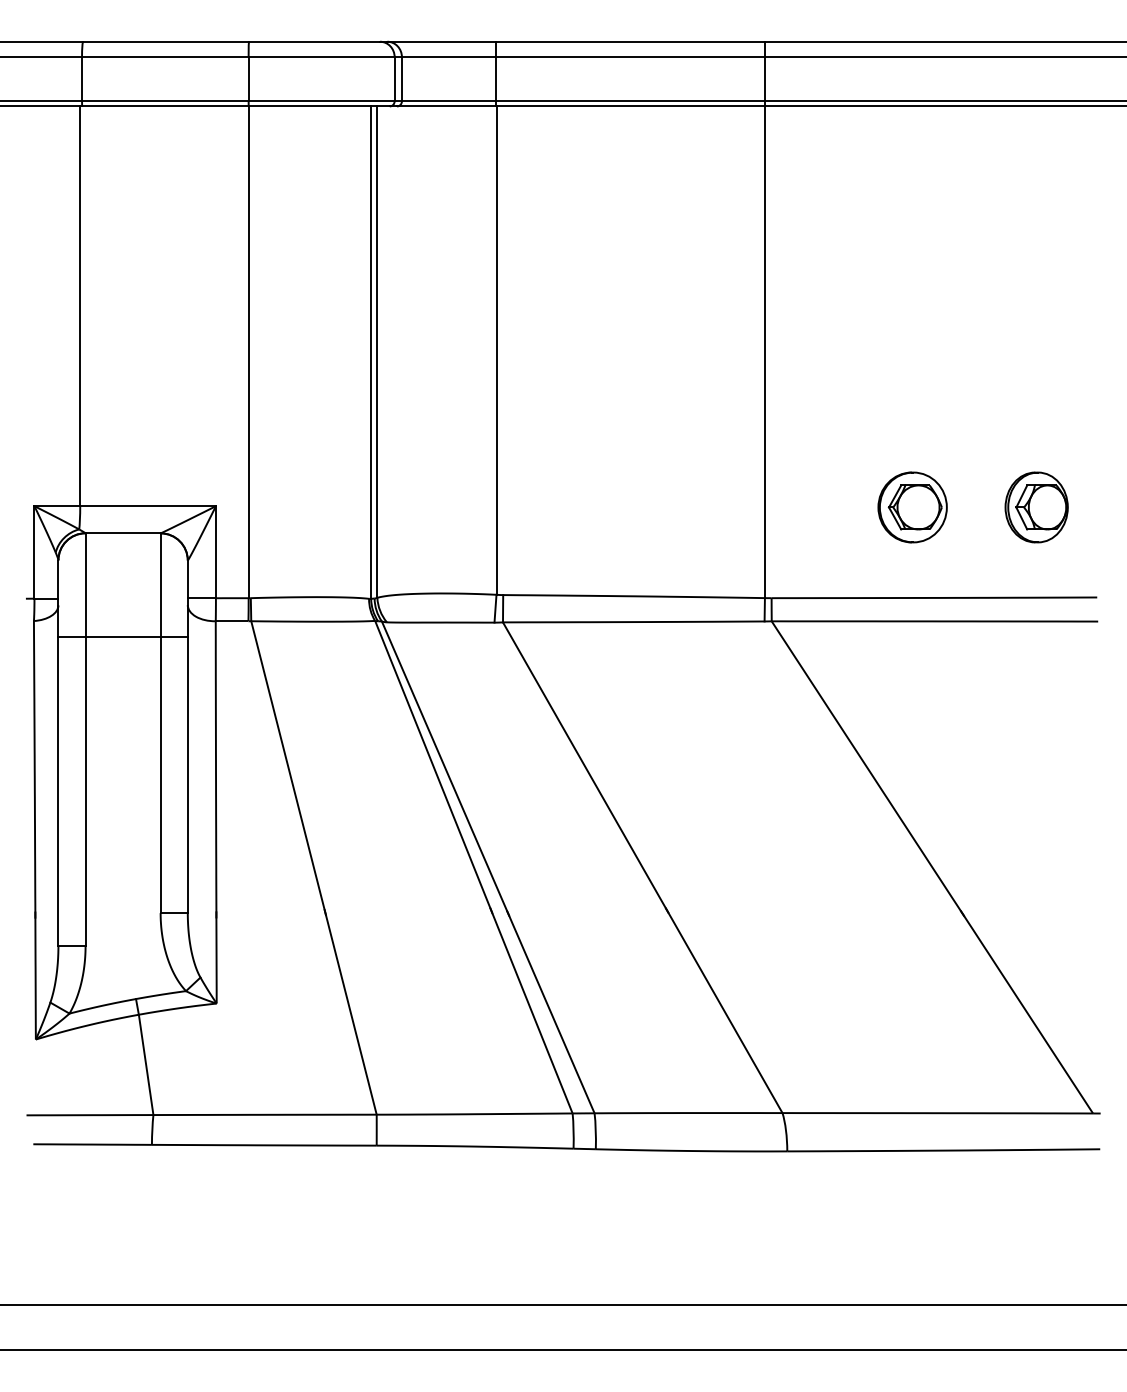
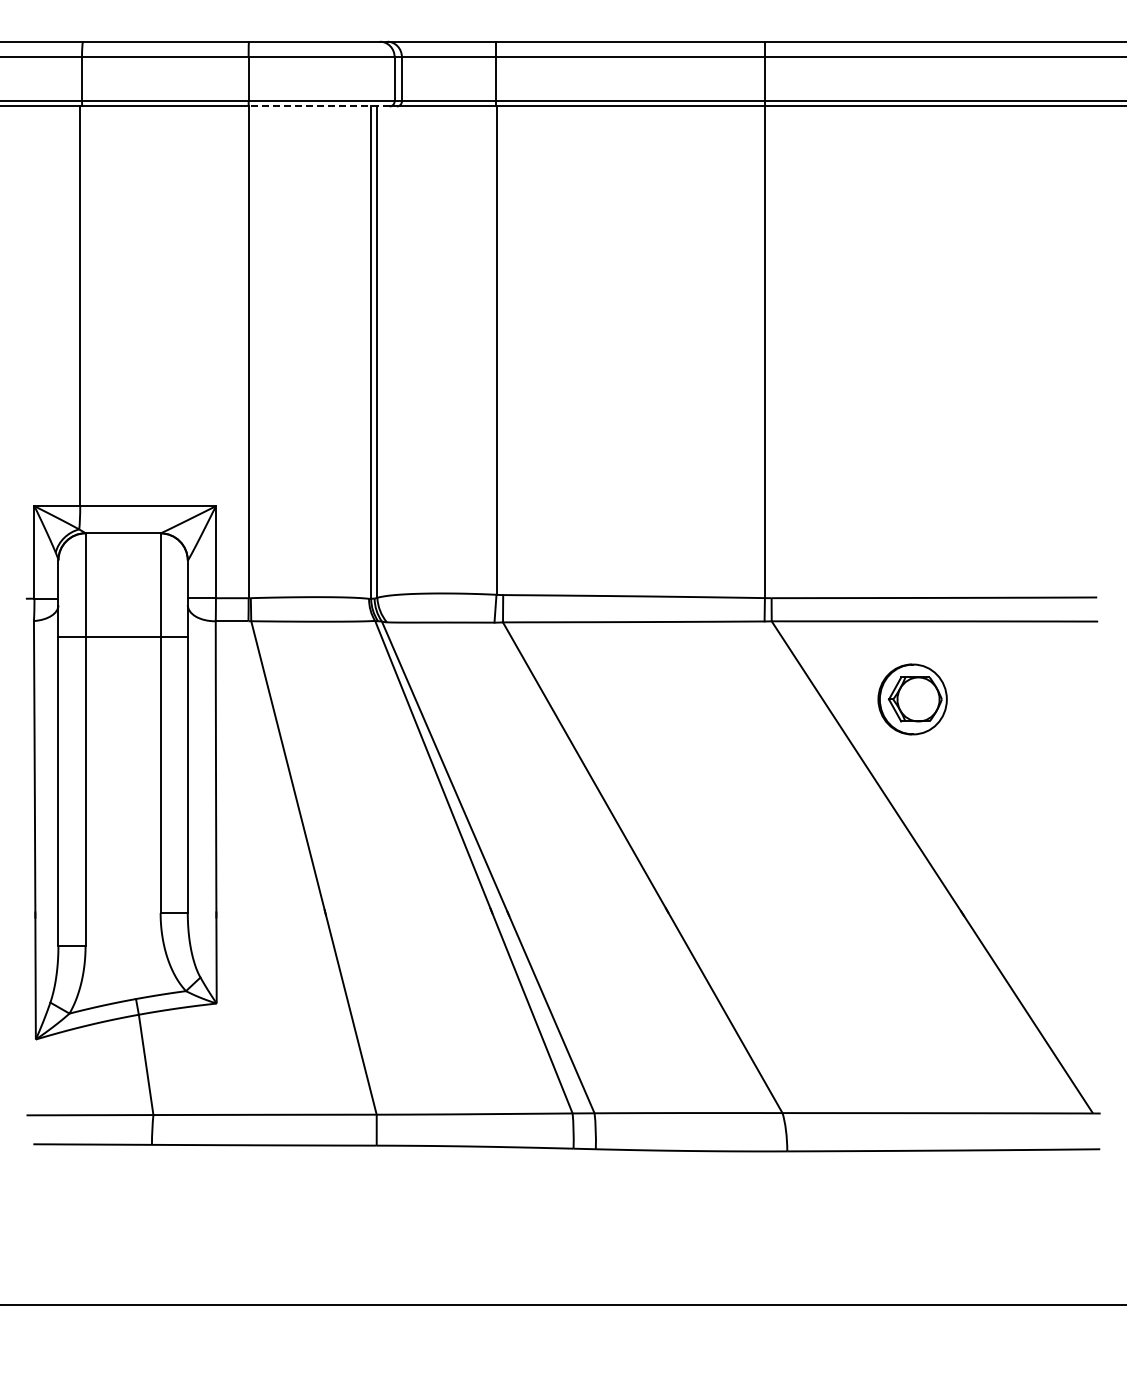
line: solid -> dashed (319, 106)
part position: (912, 507) -> (912, 699) (912, 699)
part: present -> none (1036, 507)
line: present -> none (562, 1350)
